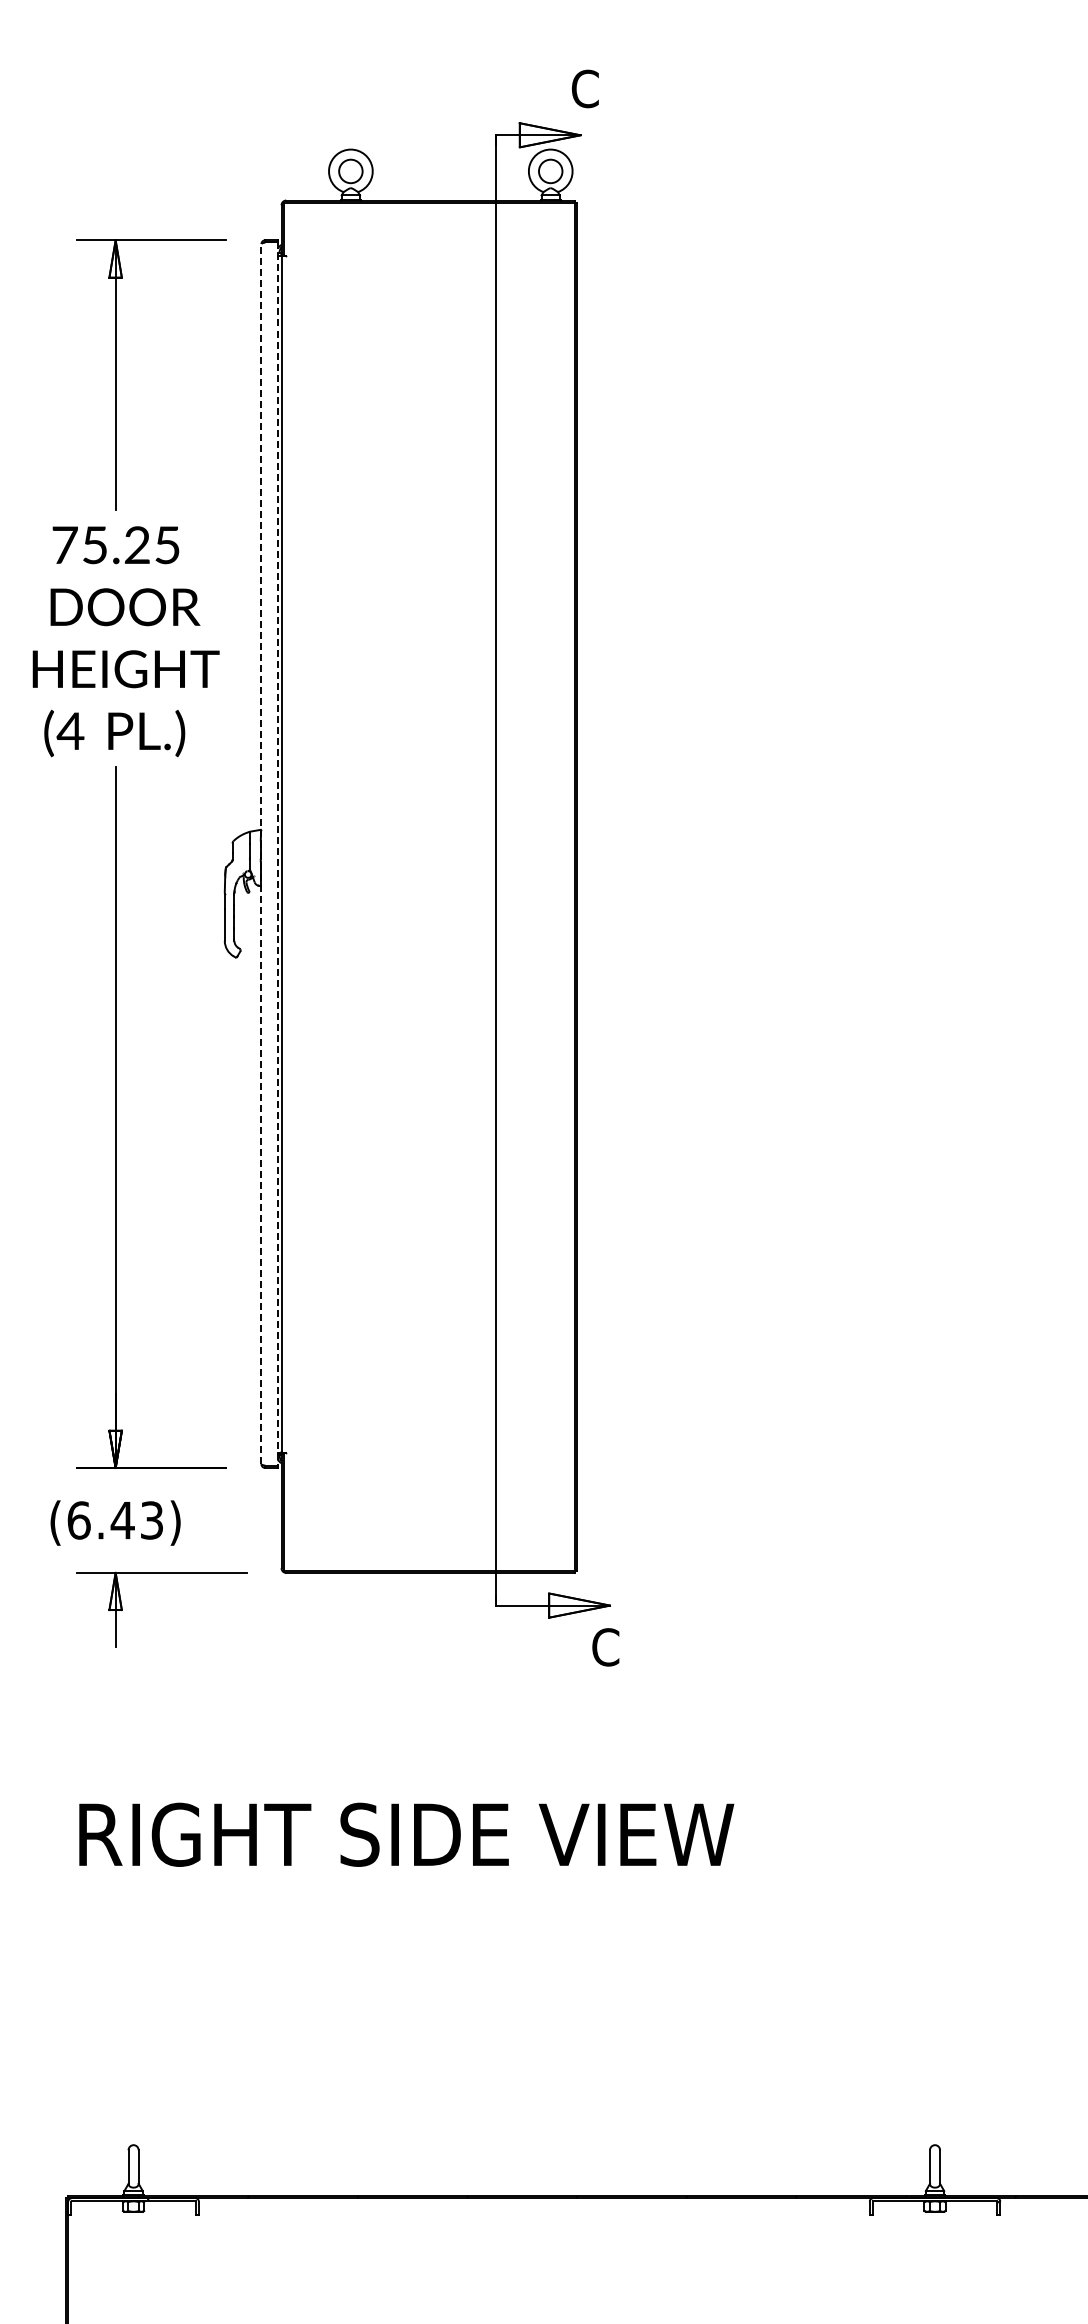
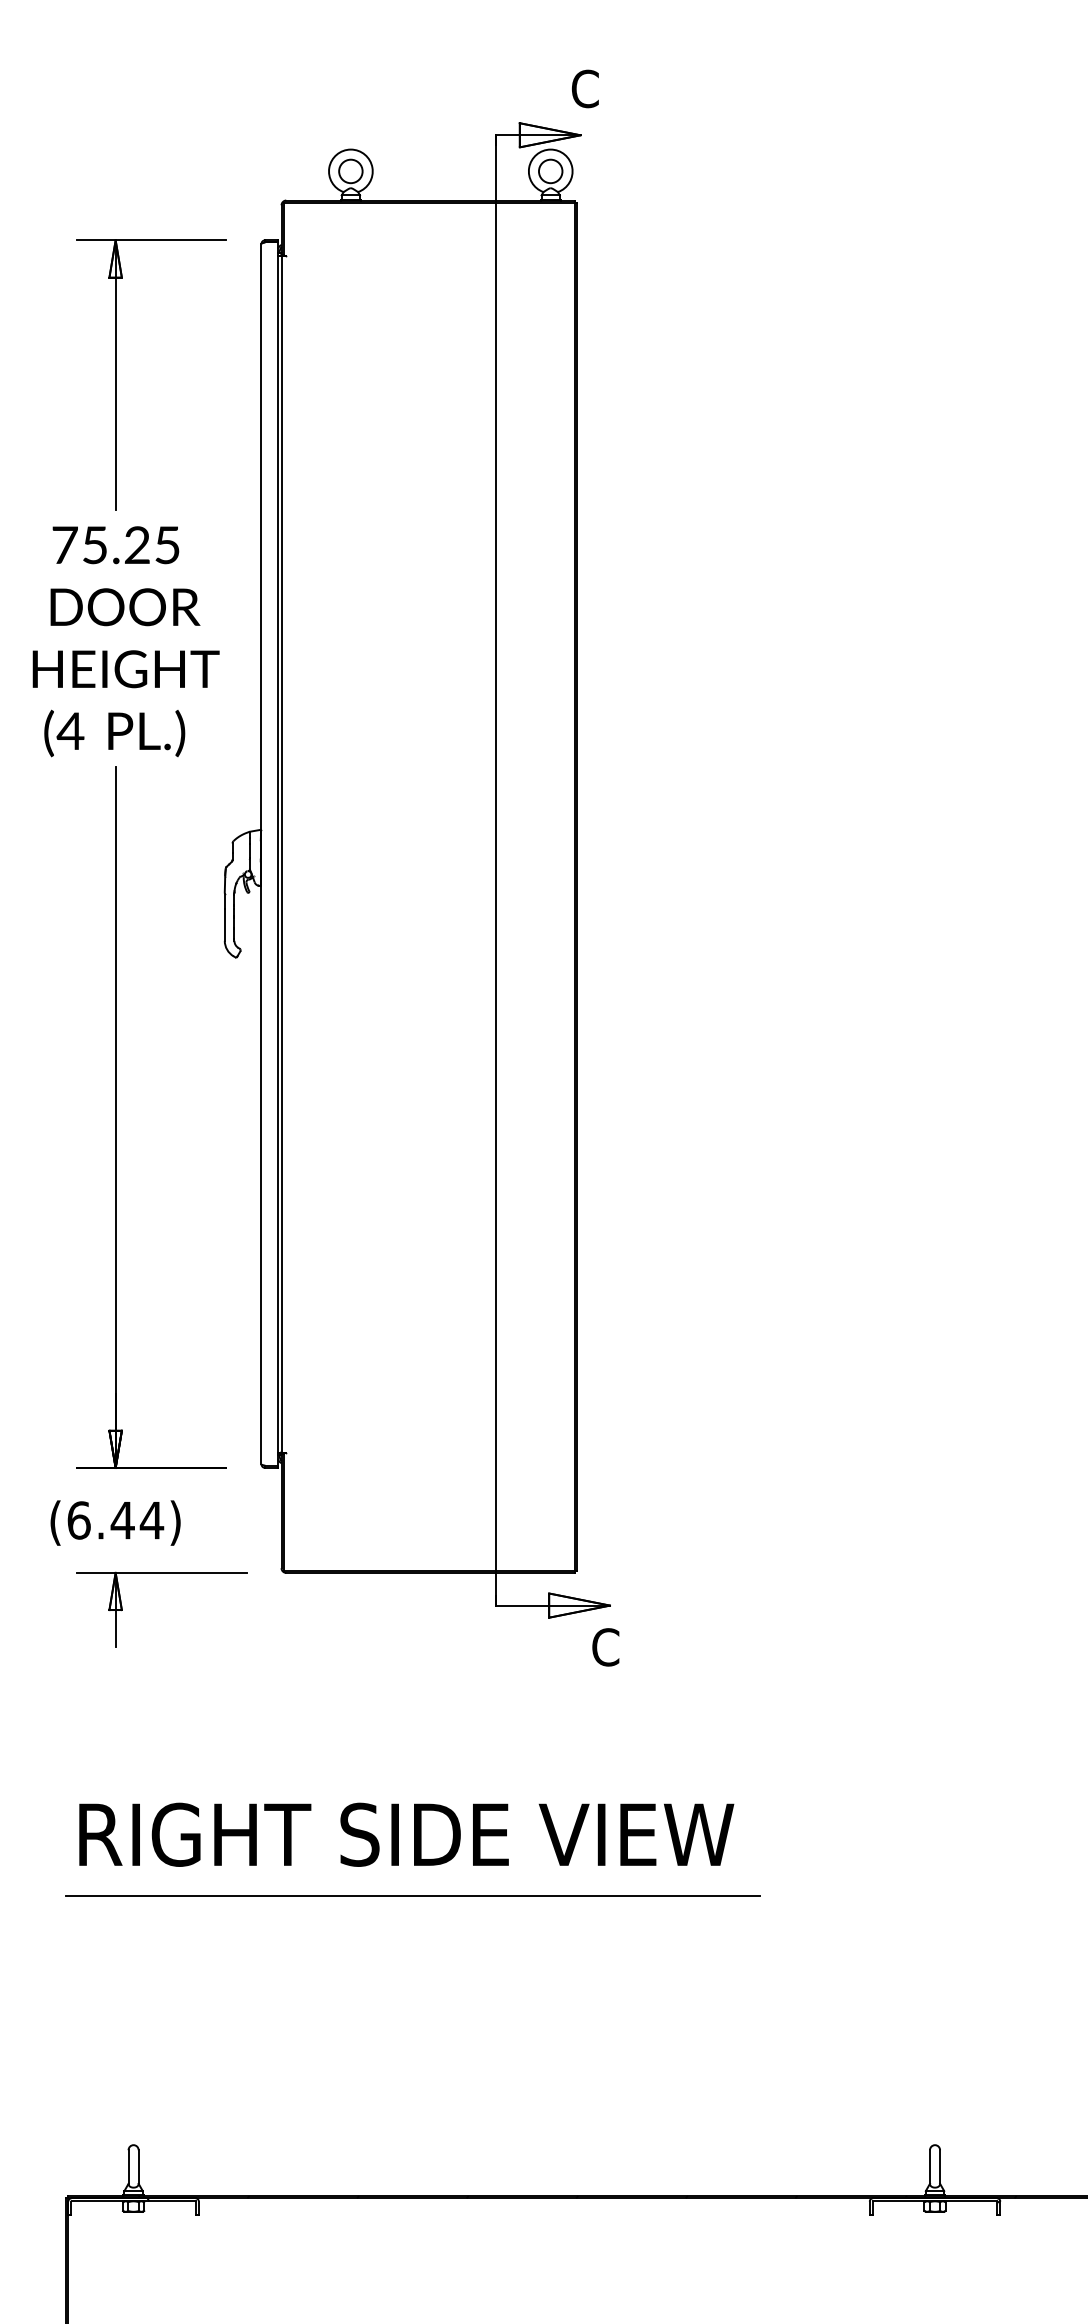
line: dashed -> solid (261, 853)
line: dashed -> solid (277, 854)
text: (6.43) -> (6.44) (151, 1520)
line: none -> present (412, 1896)
